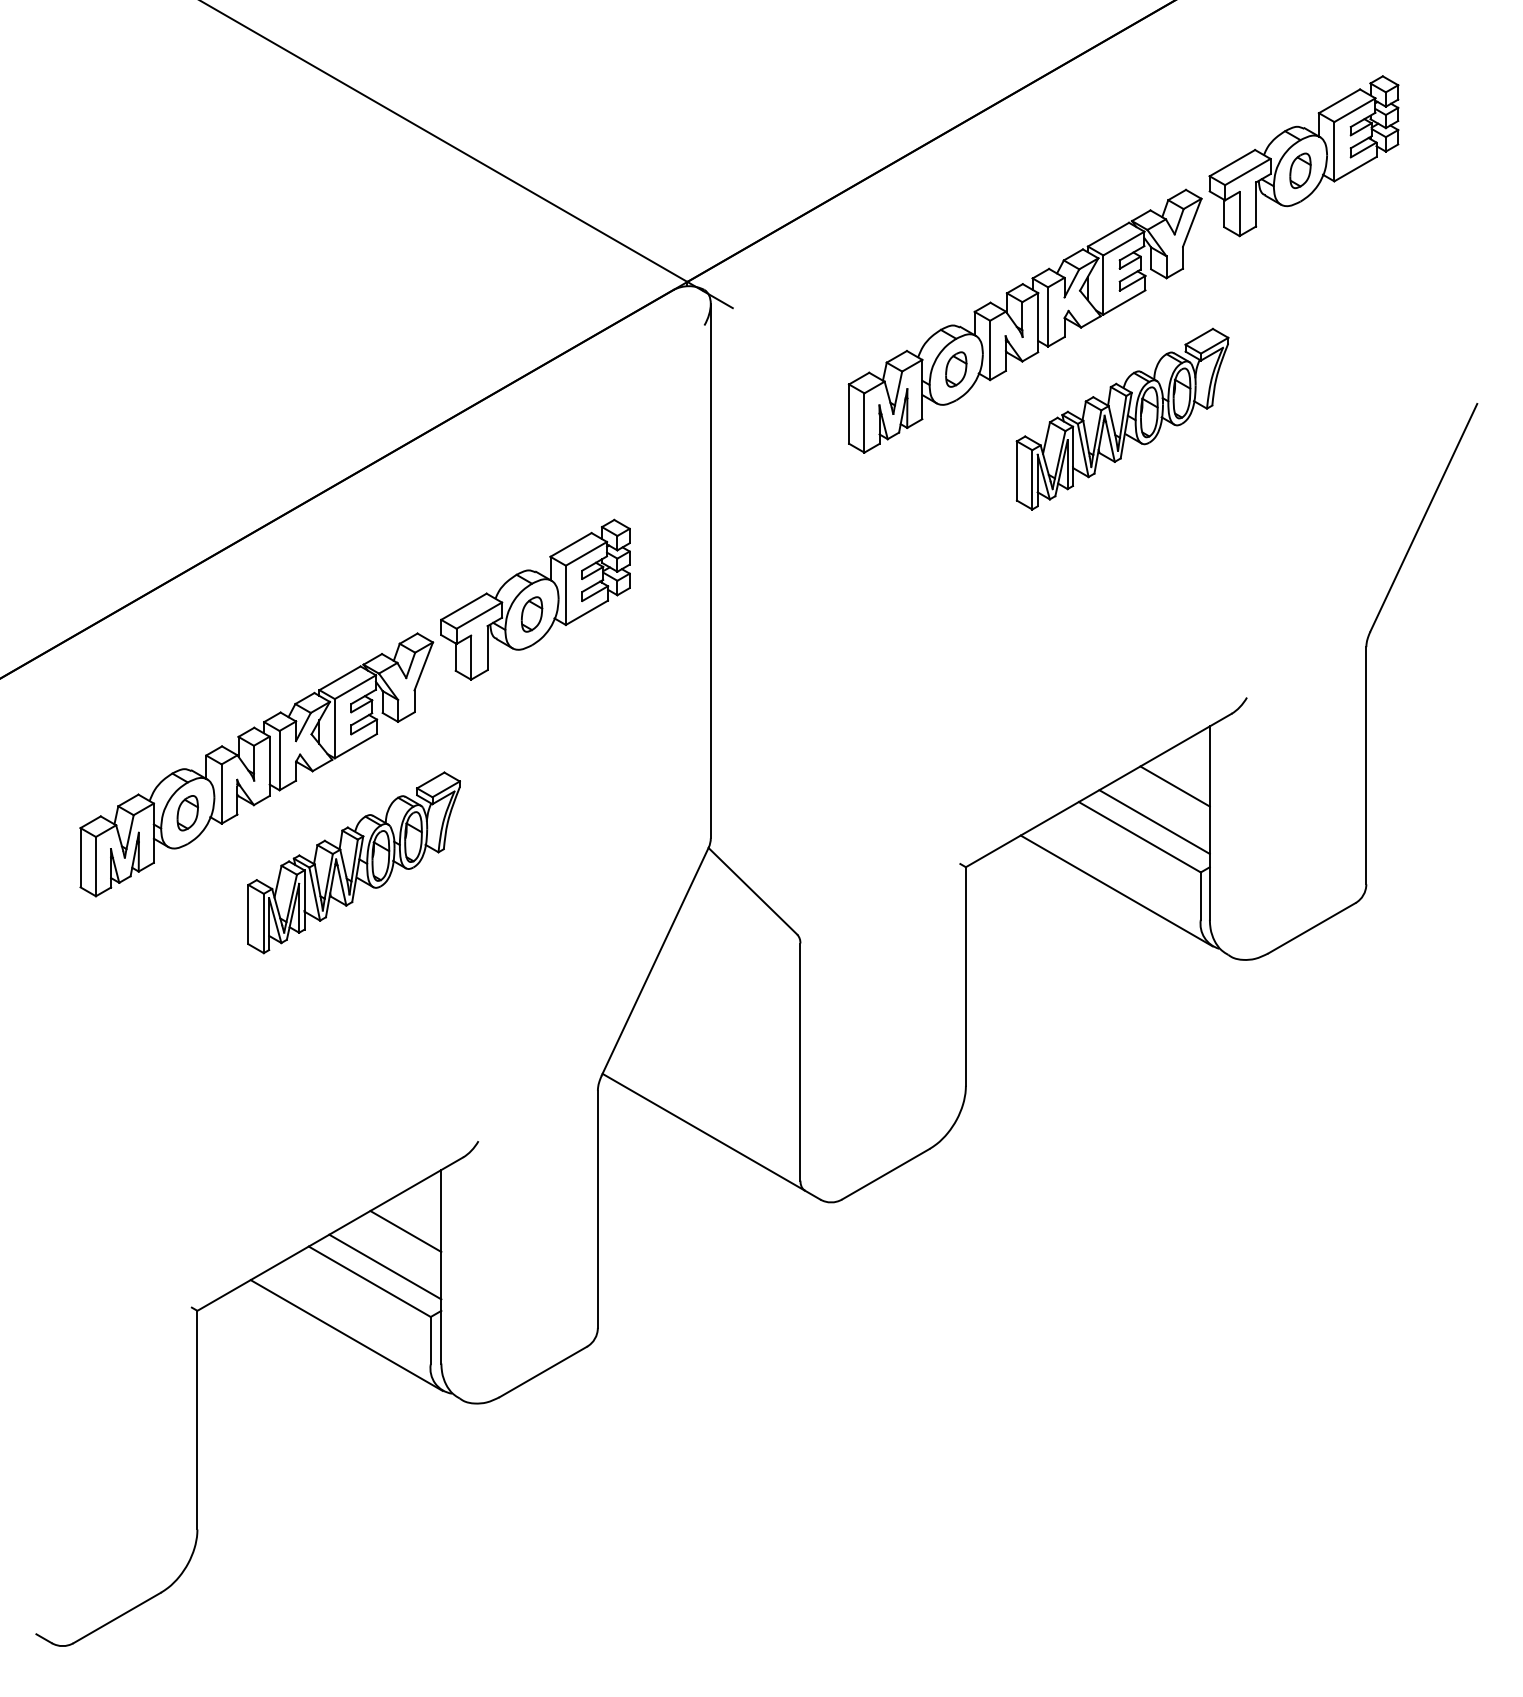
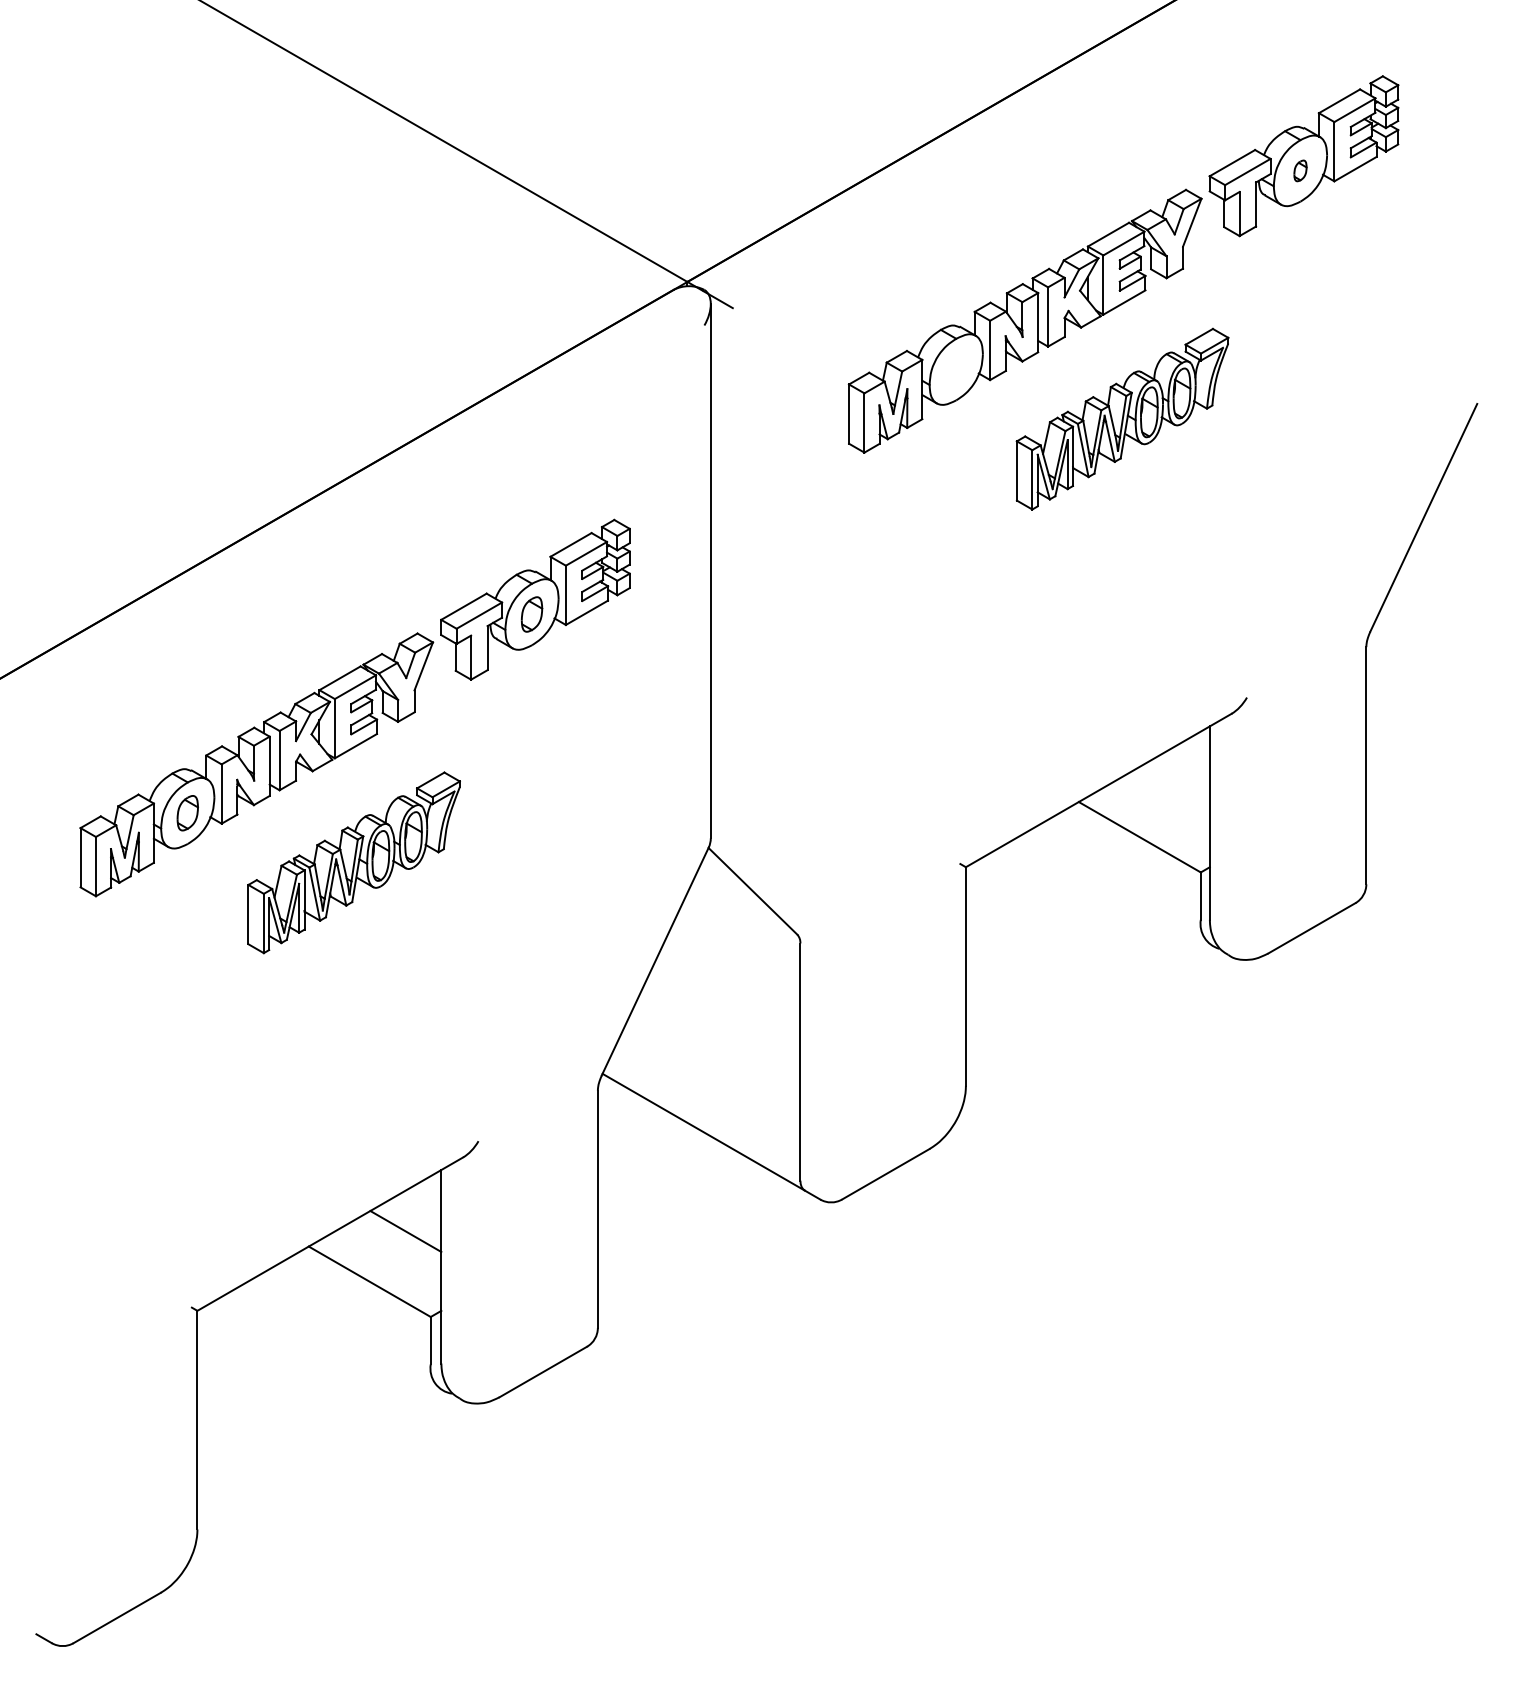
part size: 23x38 px -> 15x24 px (1300, 170)
part: present -> none (956, 369)
line: present -> none (1174, 786)
line: present -> none (1154, 821)
line: present -> none (1116, 890)
line: present -> none (385, 1266)
line: present -> none (346, 1335)
